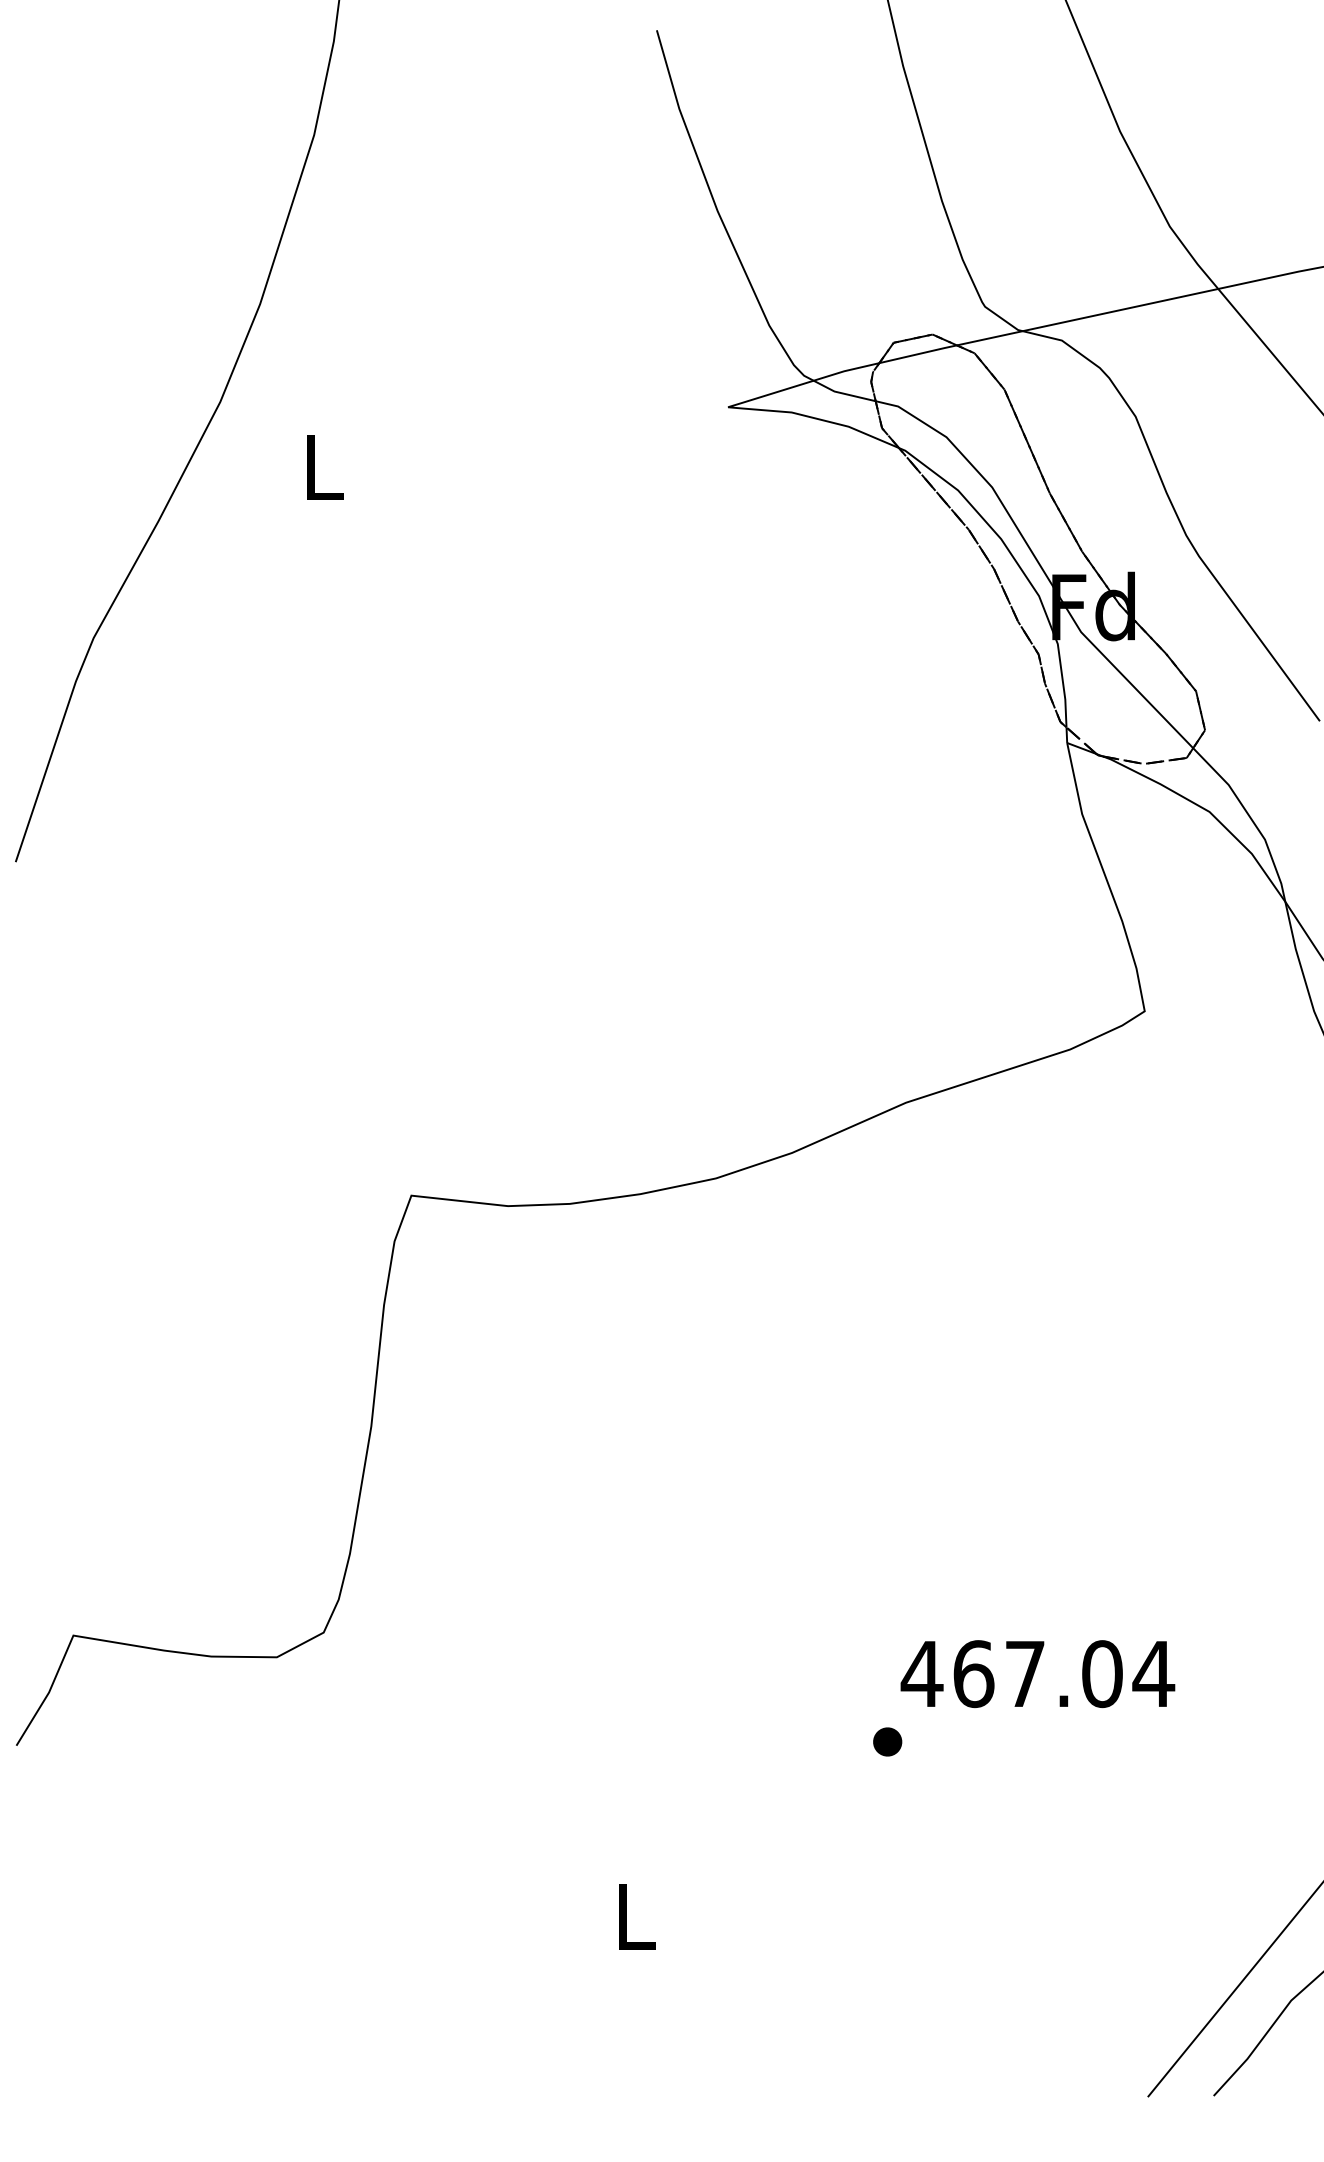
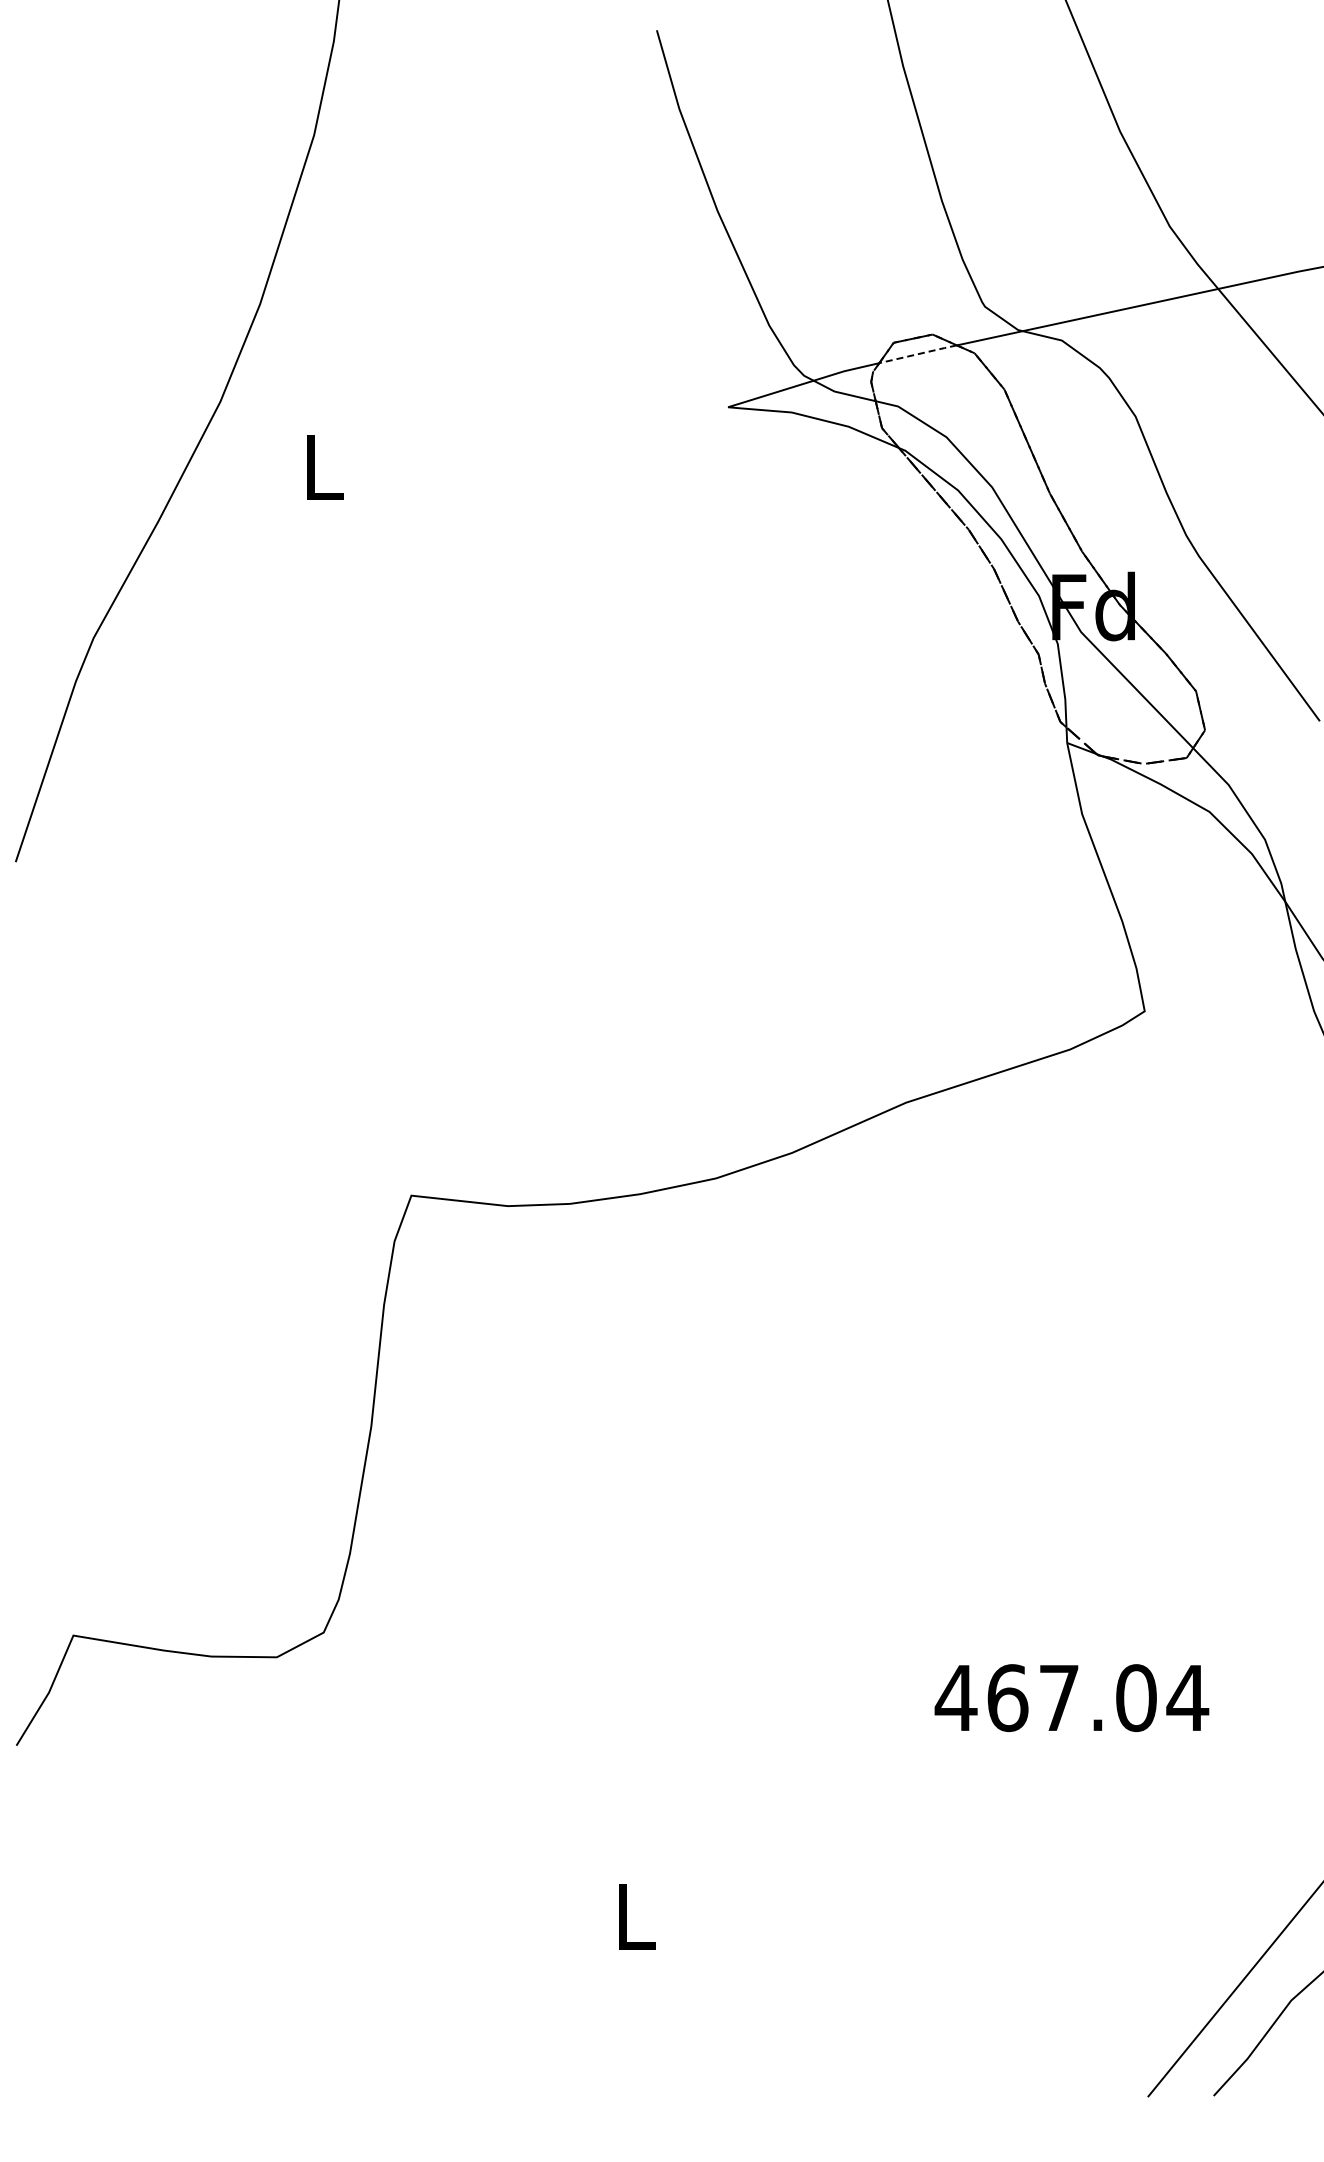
line: solid -> dashed (918, 354)
text position: (1037, 1674) -> (1071, 1698) (1071, 1698)
part: present -> none (887, 1741)
